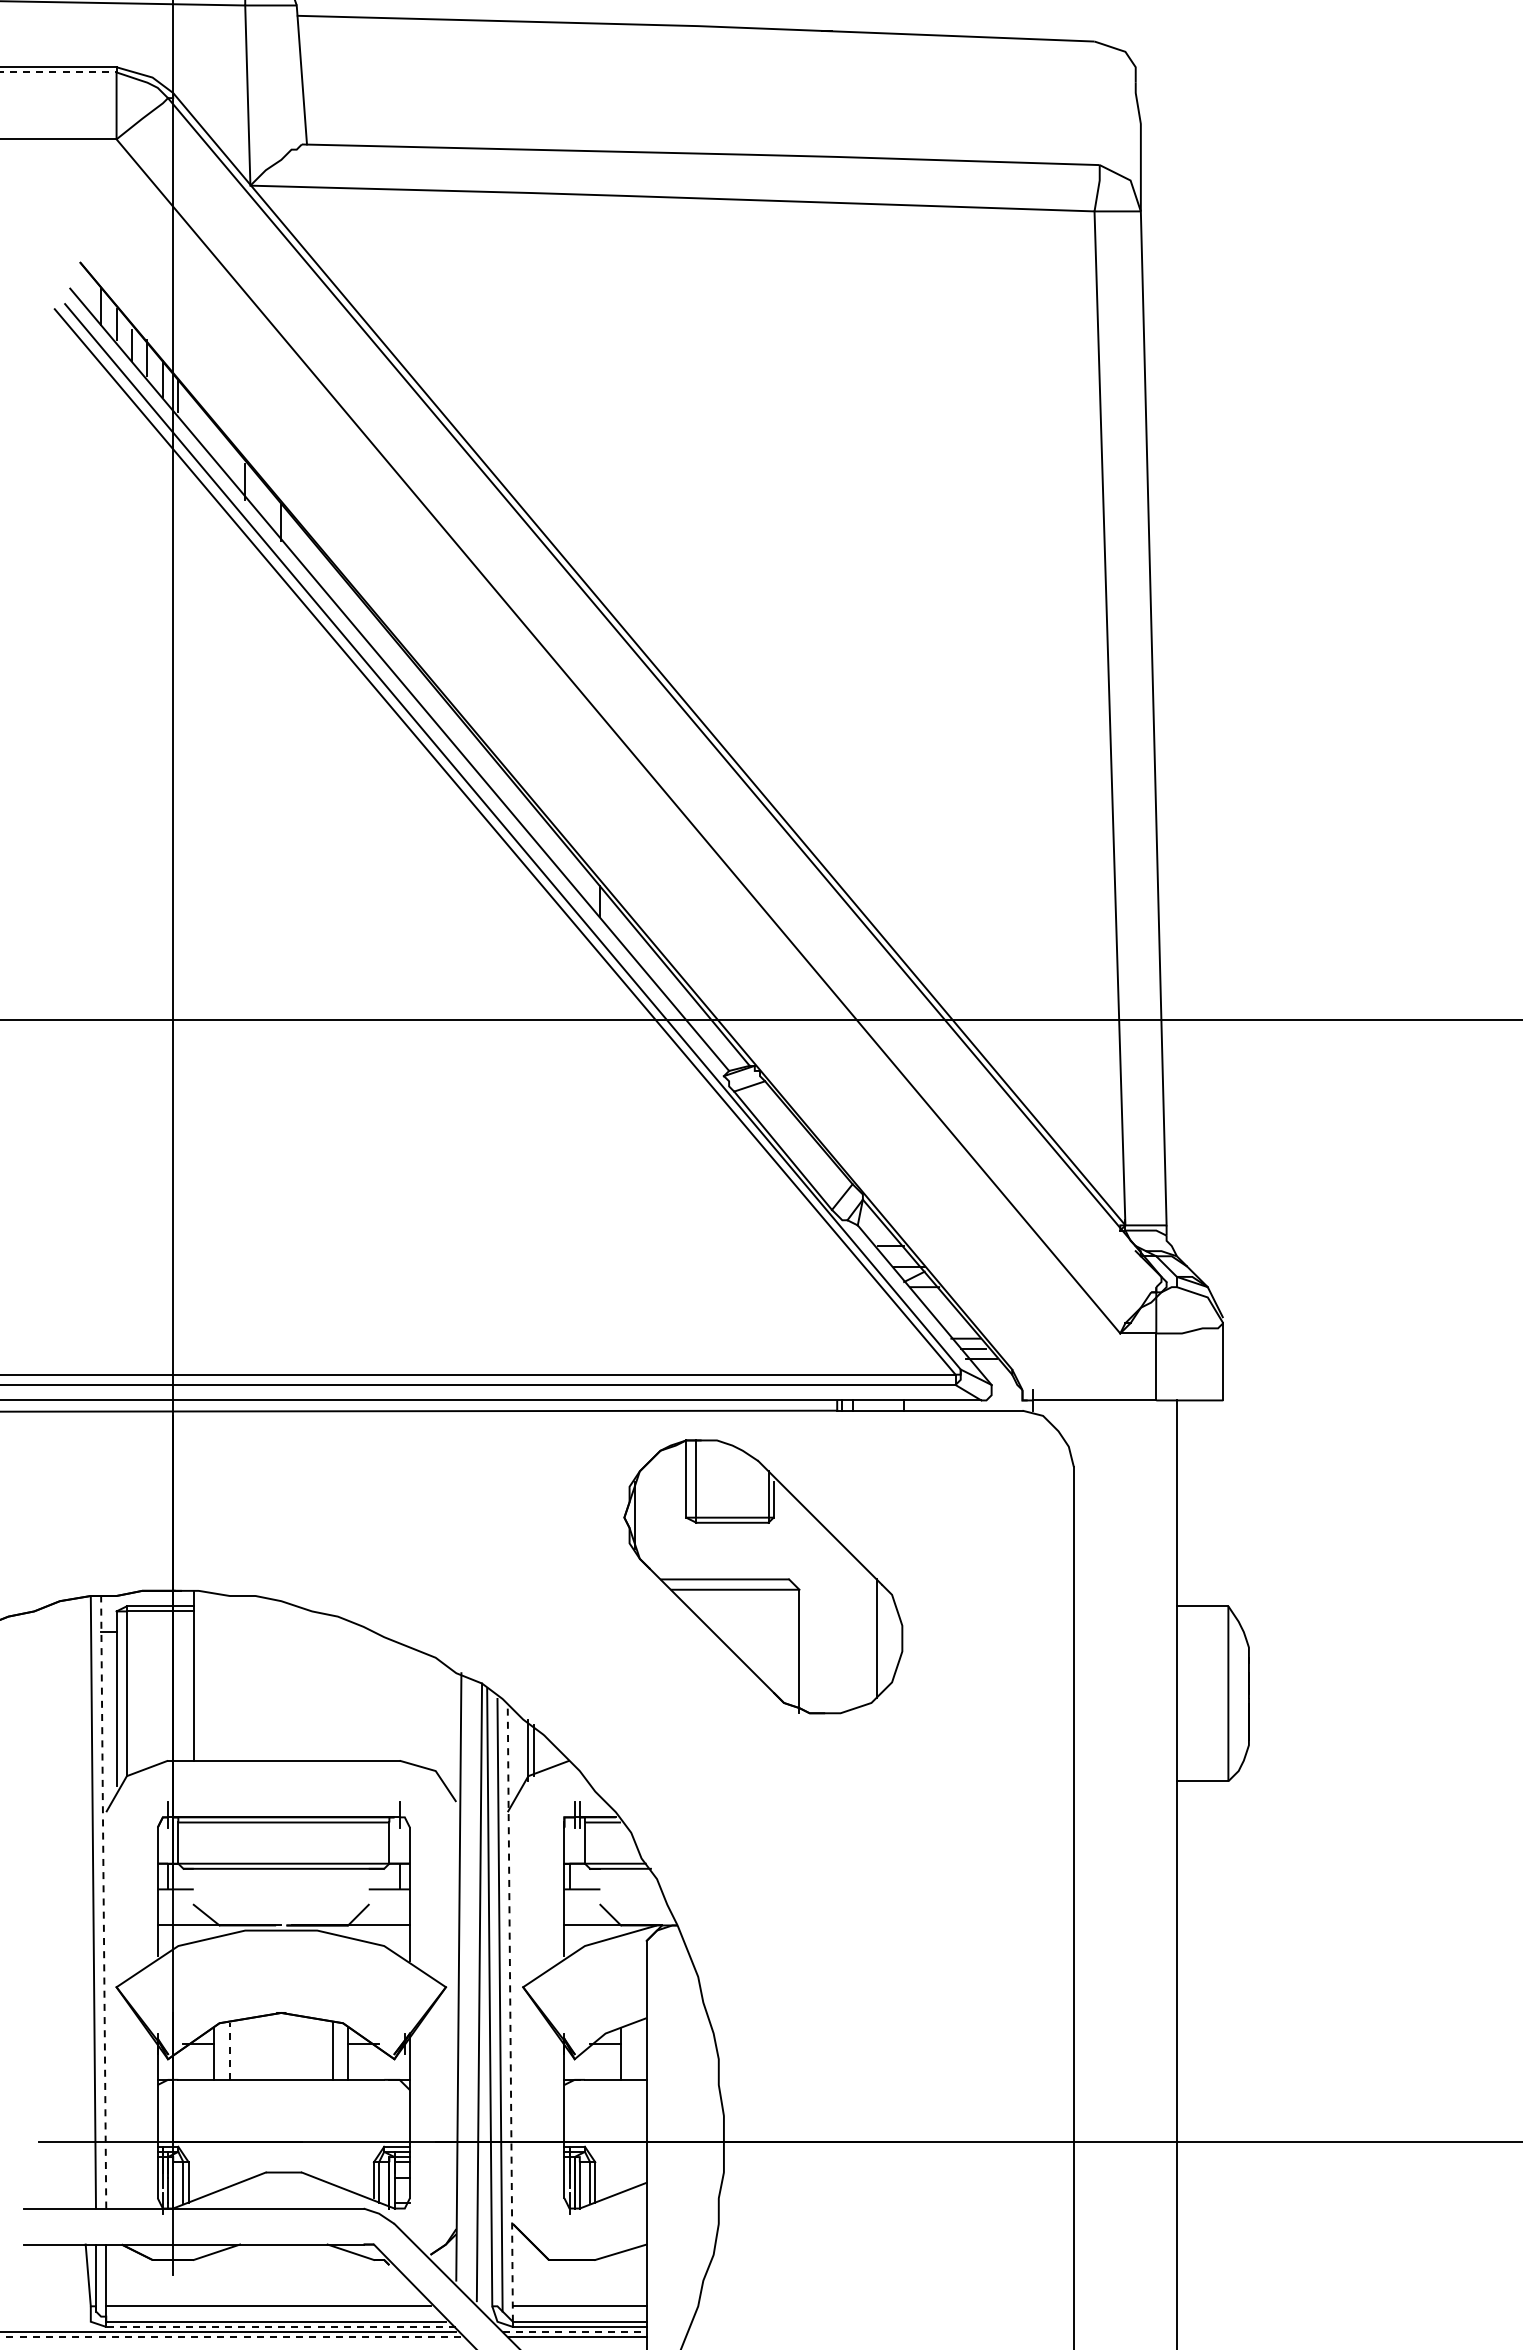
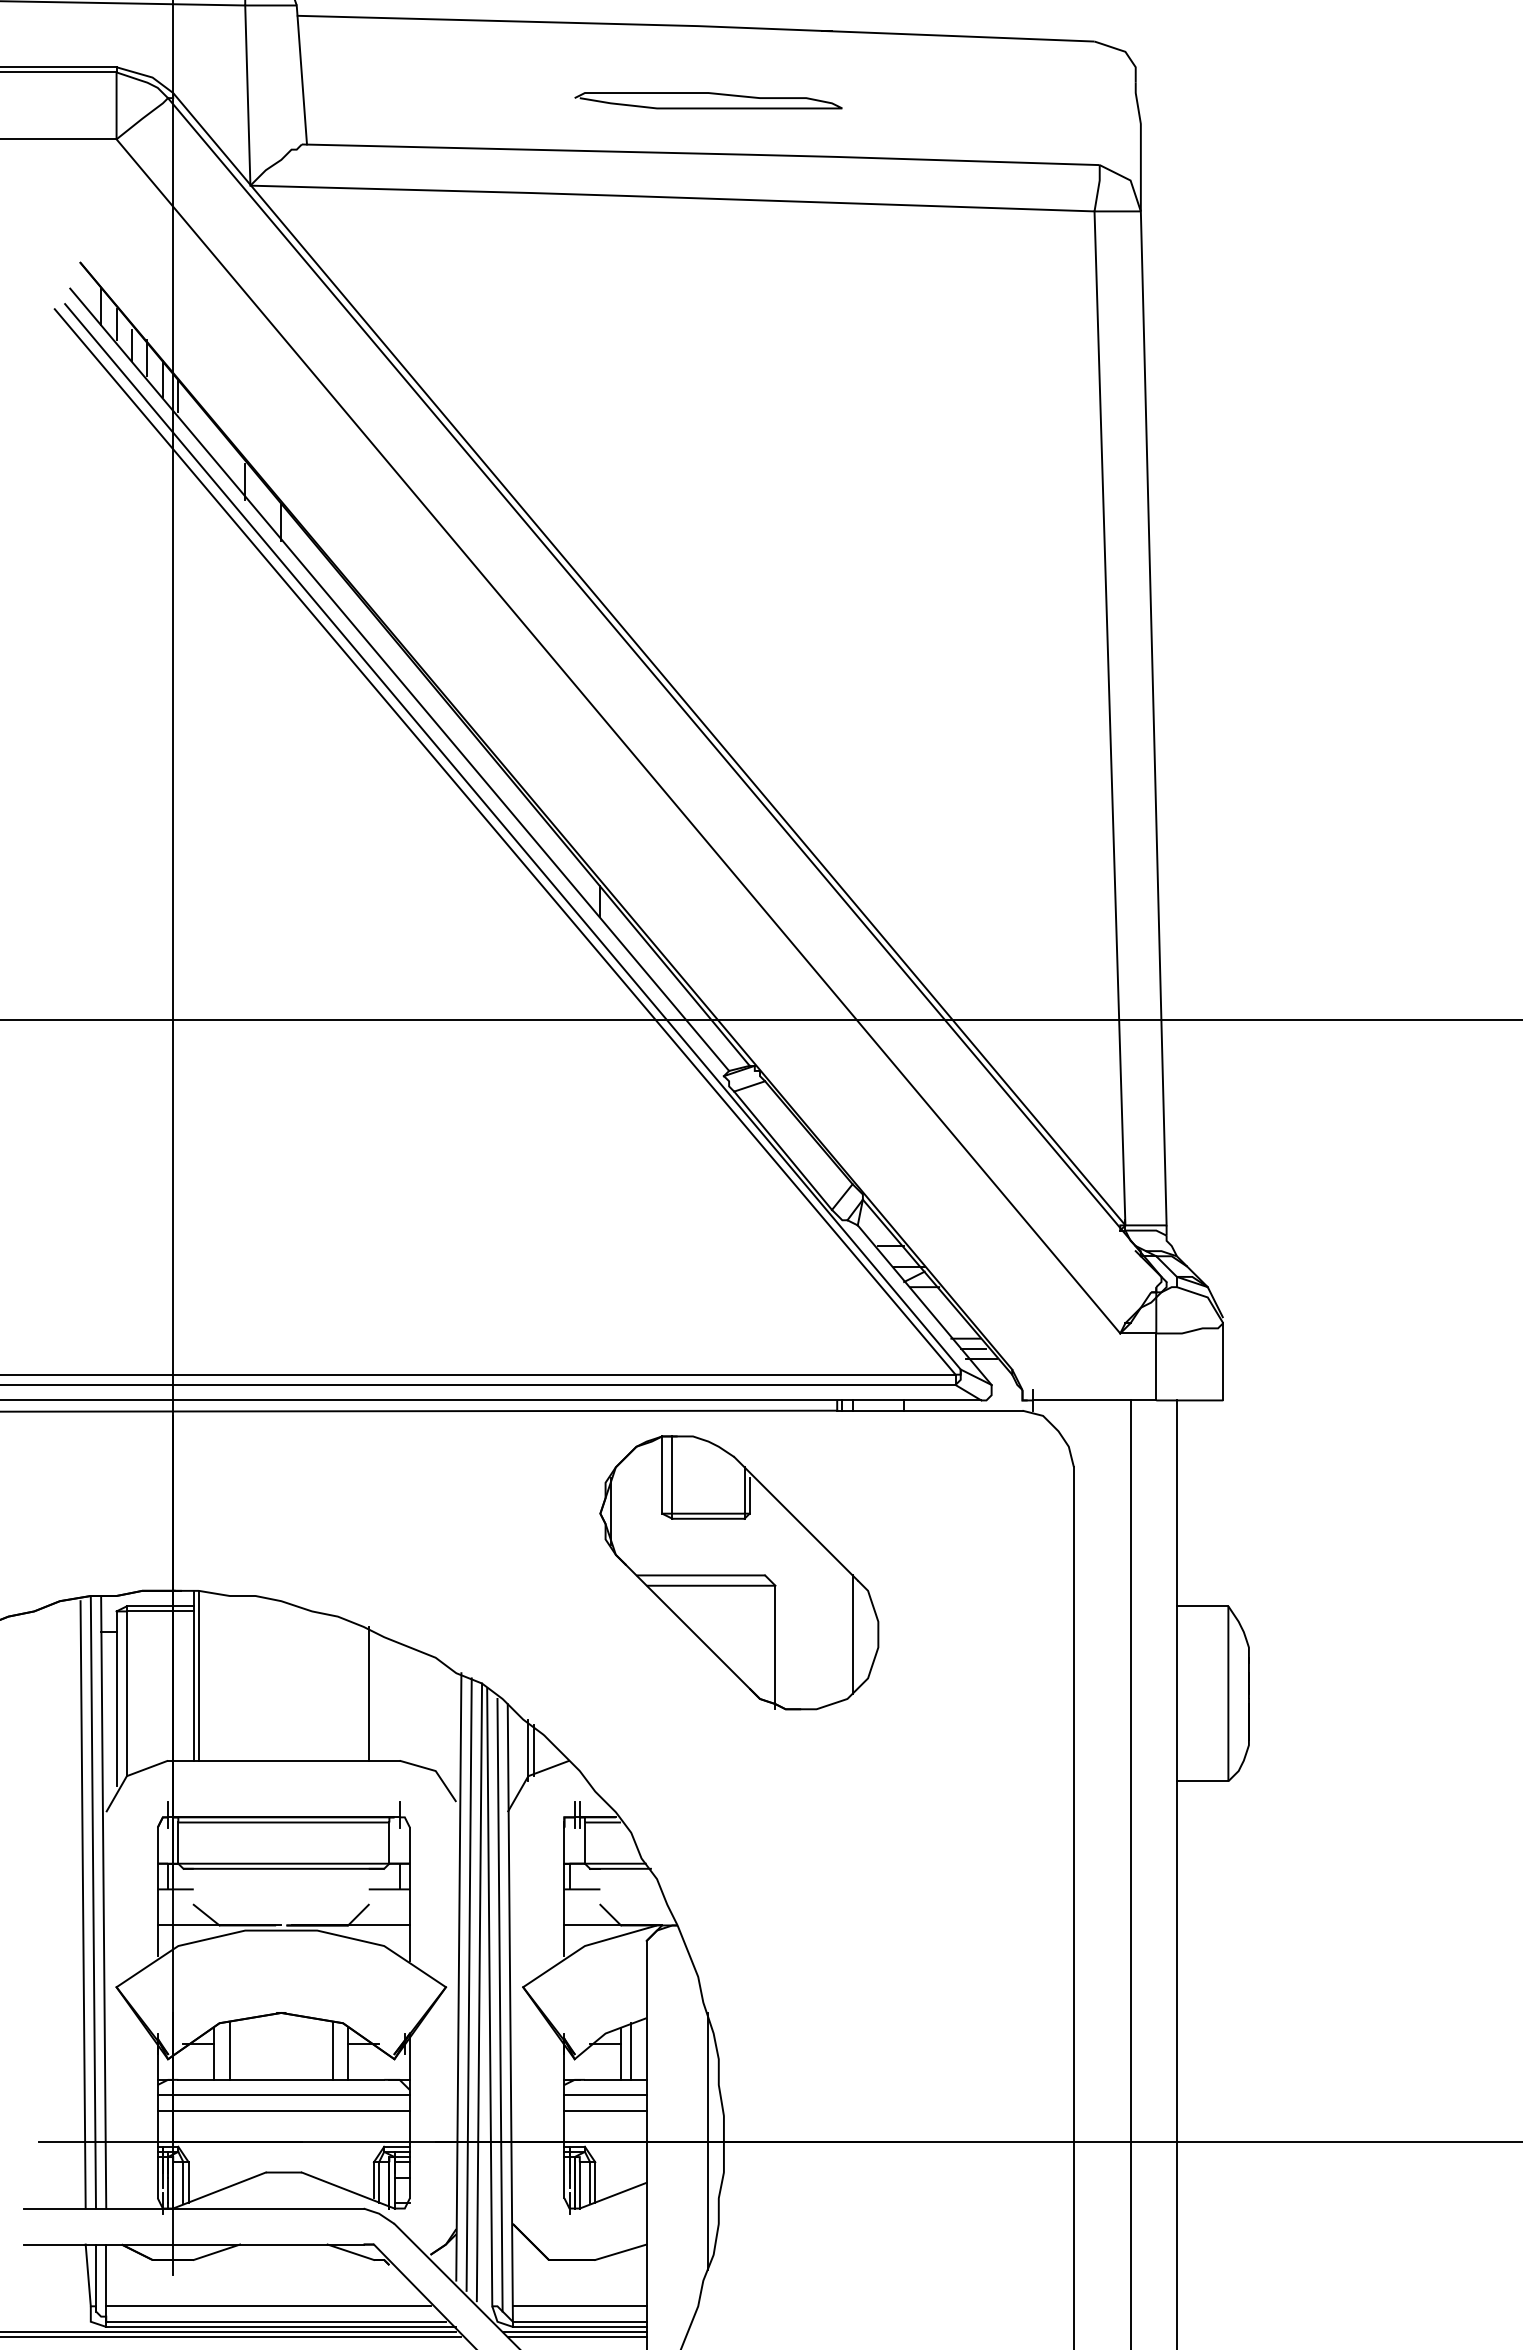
line: dashed -> solid (58, 72)
curve: none -> present (710, 94)
part position: (763, 1576) -> (739, 1572) (739, 1572)
line: none -> present (198, 1675)
line: none -> present (368, 1693)
line: none -> present (1130, 1873)
line: dashed -> solid (103, 1901)
line: none -> present (82, 1904)
line: none -> present (468, 1984)
line: dashed -> solid (510, 2012)
line: dashed -> solid (229, 2051)
line: none -> present (631, 2051)
line: none -> present (283, 2095)
line: none -> present (605, 2095)
line: none -> present (283, 2110)
line: none -> present (605, 2110)
line: none -> present (708, 2141)
line: dashed -> solid (280, 2326)
line: dashed -> solid (575, 2332)
line: dashed -> solid (230, 2337)
